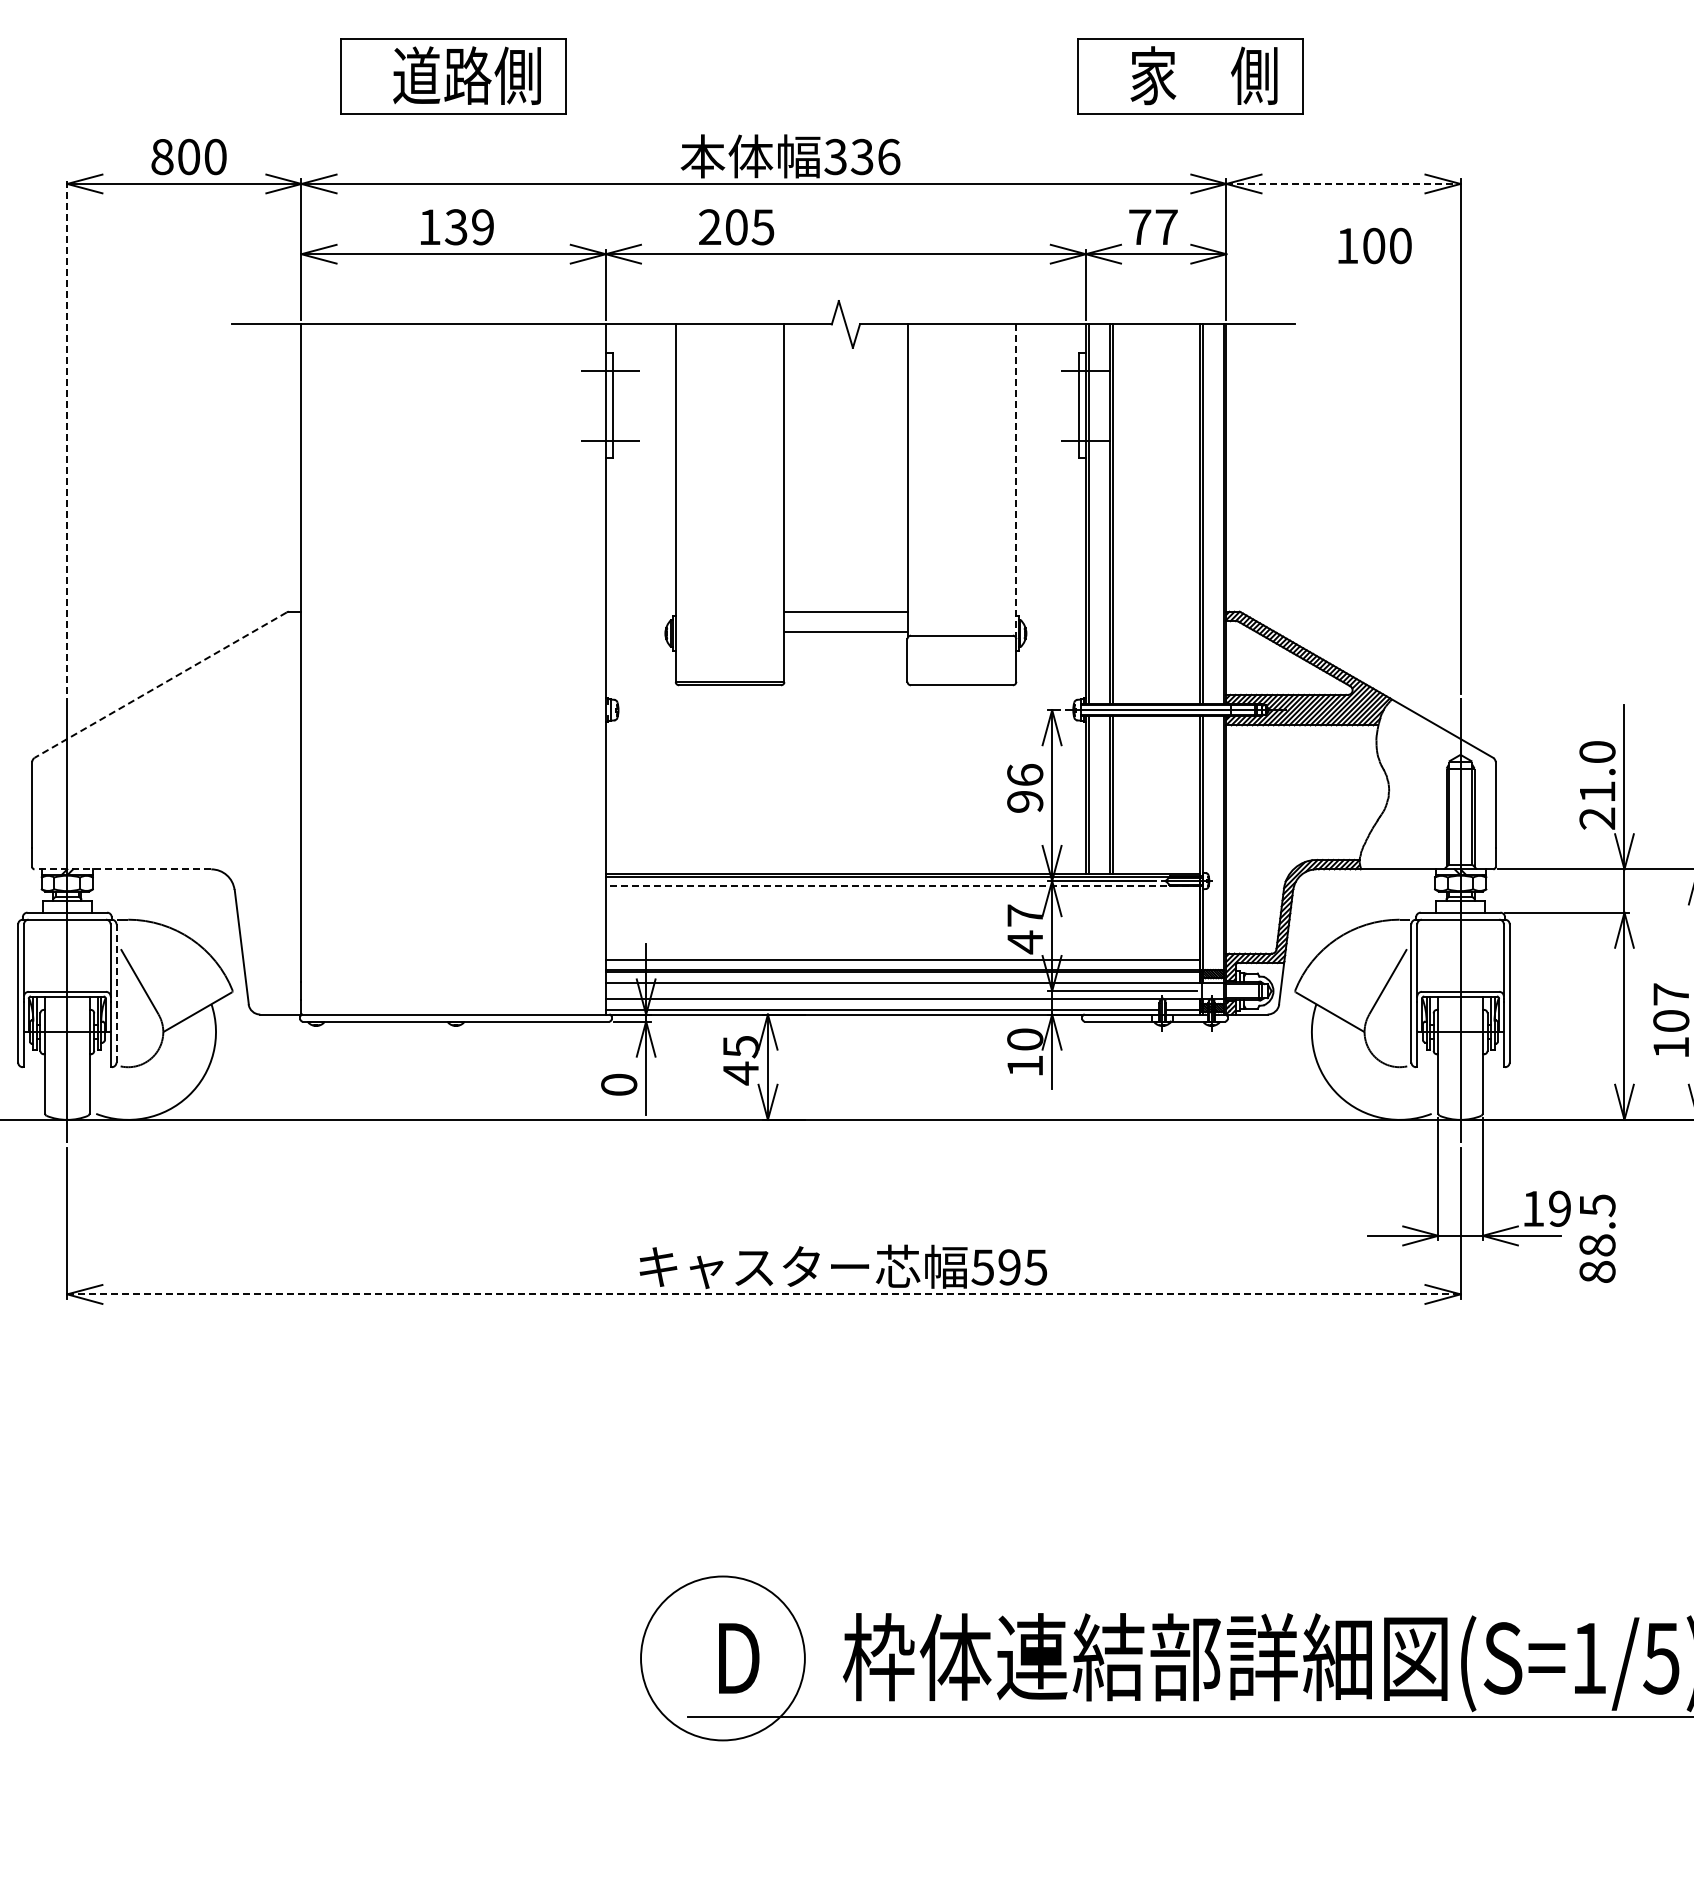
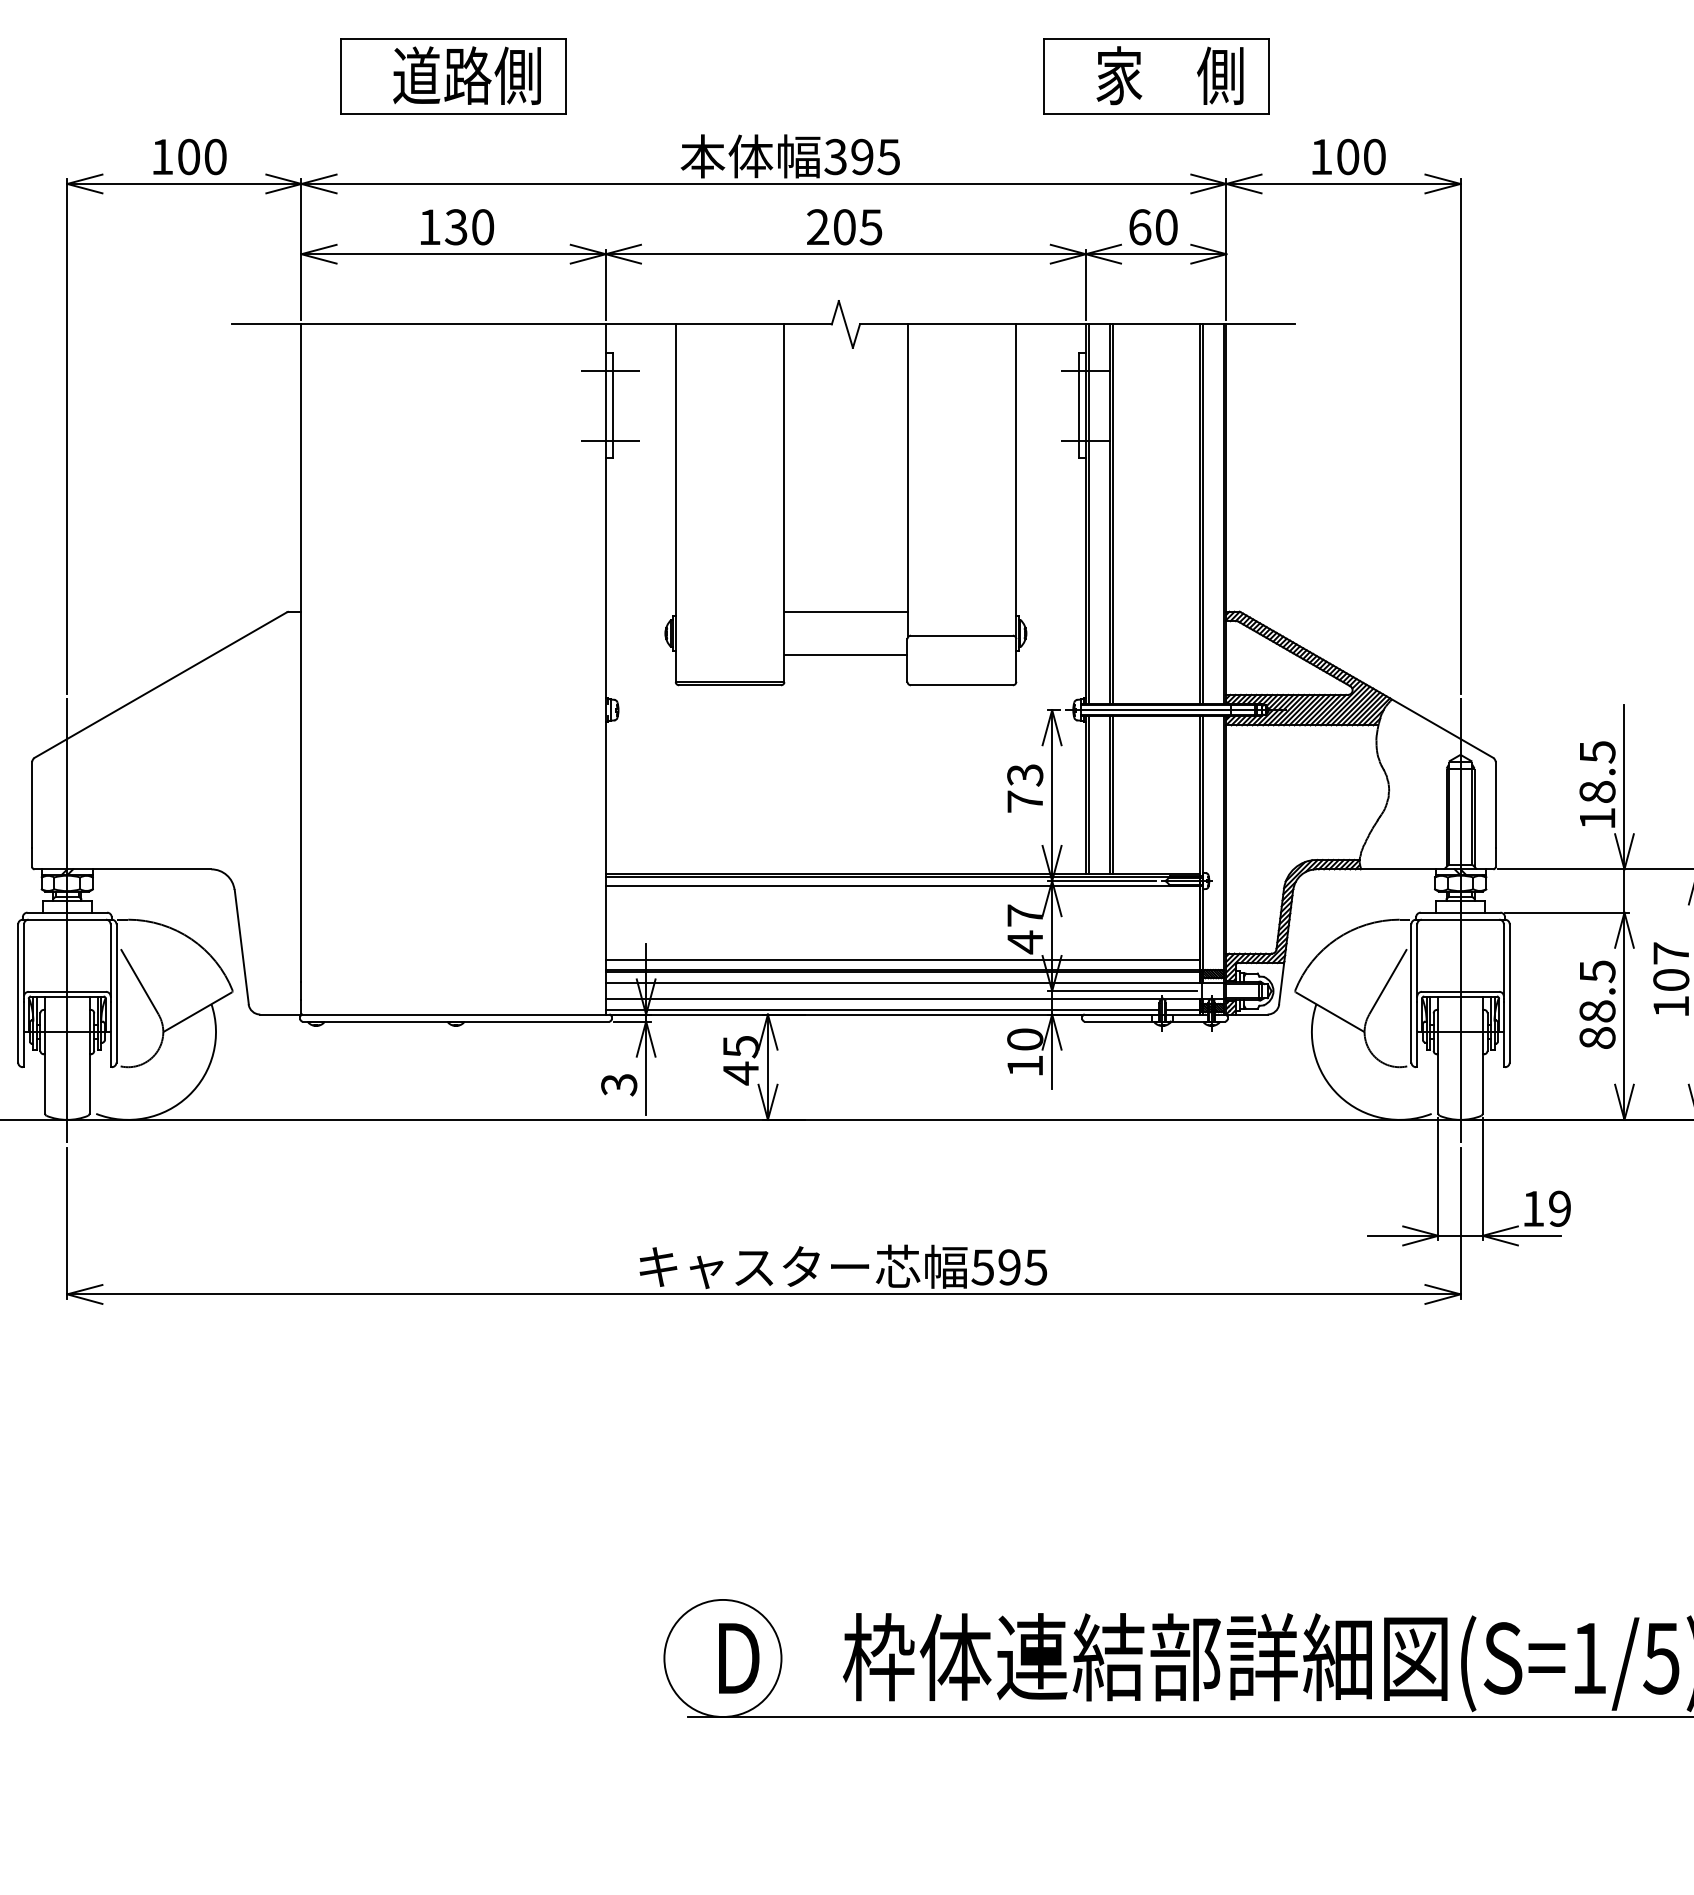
part position: (1190, 76) -> (1156, 76) (1156, 76)
text: 336 -> 395 (875, 156)
text: 800 -> 100 (162, 157)
line: dashed -> solid (1343, 183)
text: 139 -> 130 (483, 227)
text position: (736, 227) -> (844, 227) (844, 227)
text: 77 -> 60 (1153, 227)
text position: (1374, 245) -> (1348, 156) (1348, 156)
line: dashed -> solid (67, 436)
line: dashed -> solid (1015, 481)
line position: (846, 631) -> (846, 654) (846, 654)
line: dashed -> solid (160, 685)
text: 21.0 -> 18.5 (1597, 785)
text: 96 -> 73 (1025, 788)
line: dashed -> solid (122, 869)
line: dashed -> solid (902, 886)
line: dashed -> solid (116, 993)
text position: (1671, 1019) -> (1671, 978) (1671, 978)
text: 0 -> 3 (619, 1084)
text position: (1597, 1238) -> (1597, 1004) (1597, 1004)
line: dashed -> solid (763, 1294)
circle diameter: 164 px -> 117 px (722, 1658)
